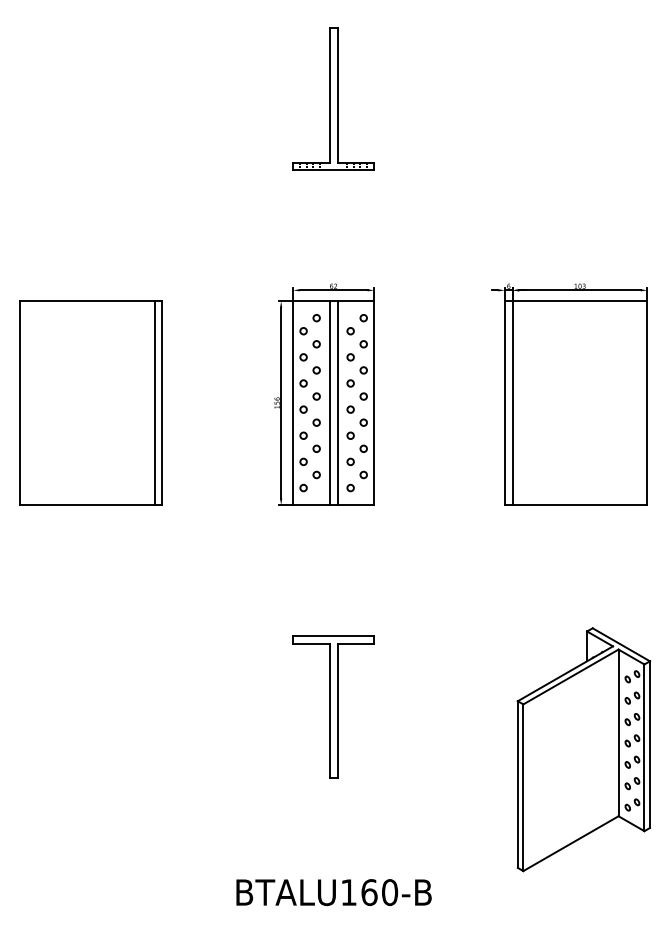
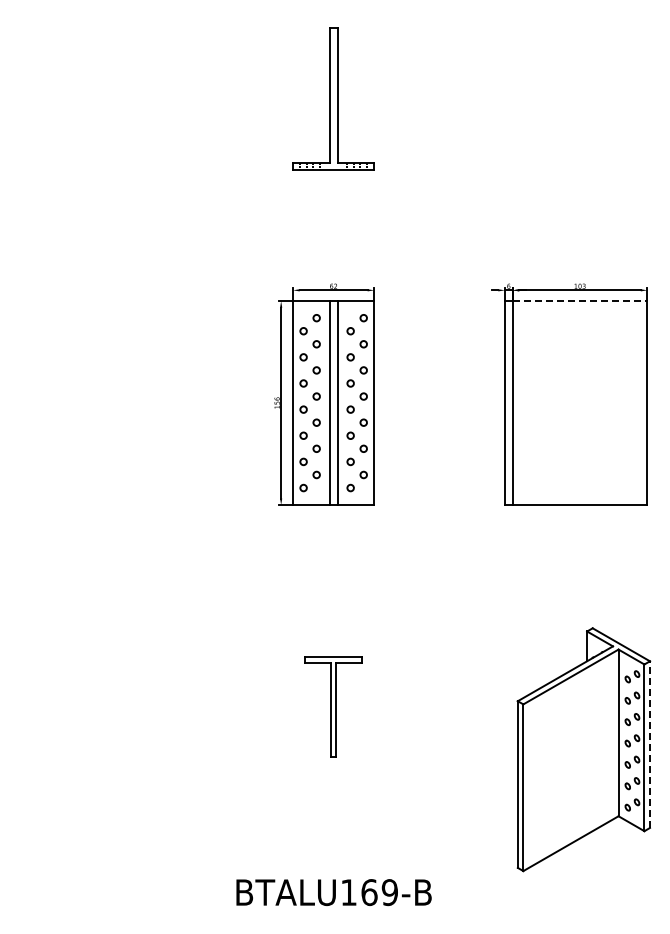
line: solid -> dashed (580, 301)
part: present -> none (90, 402)
part size: 83x144 px -> 59x102 px (333, 706)
line: solid -> dashed (649, 744)
text: BTALU160-B -> BTALU169-B (389, 892)
